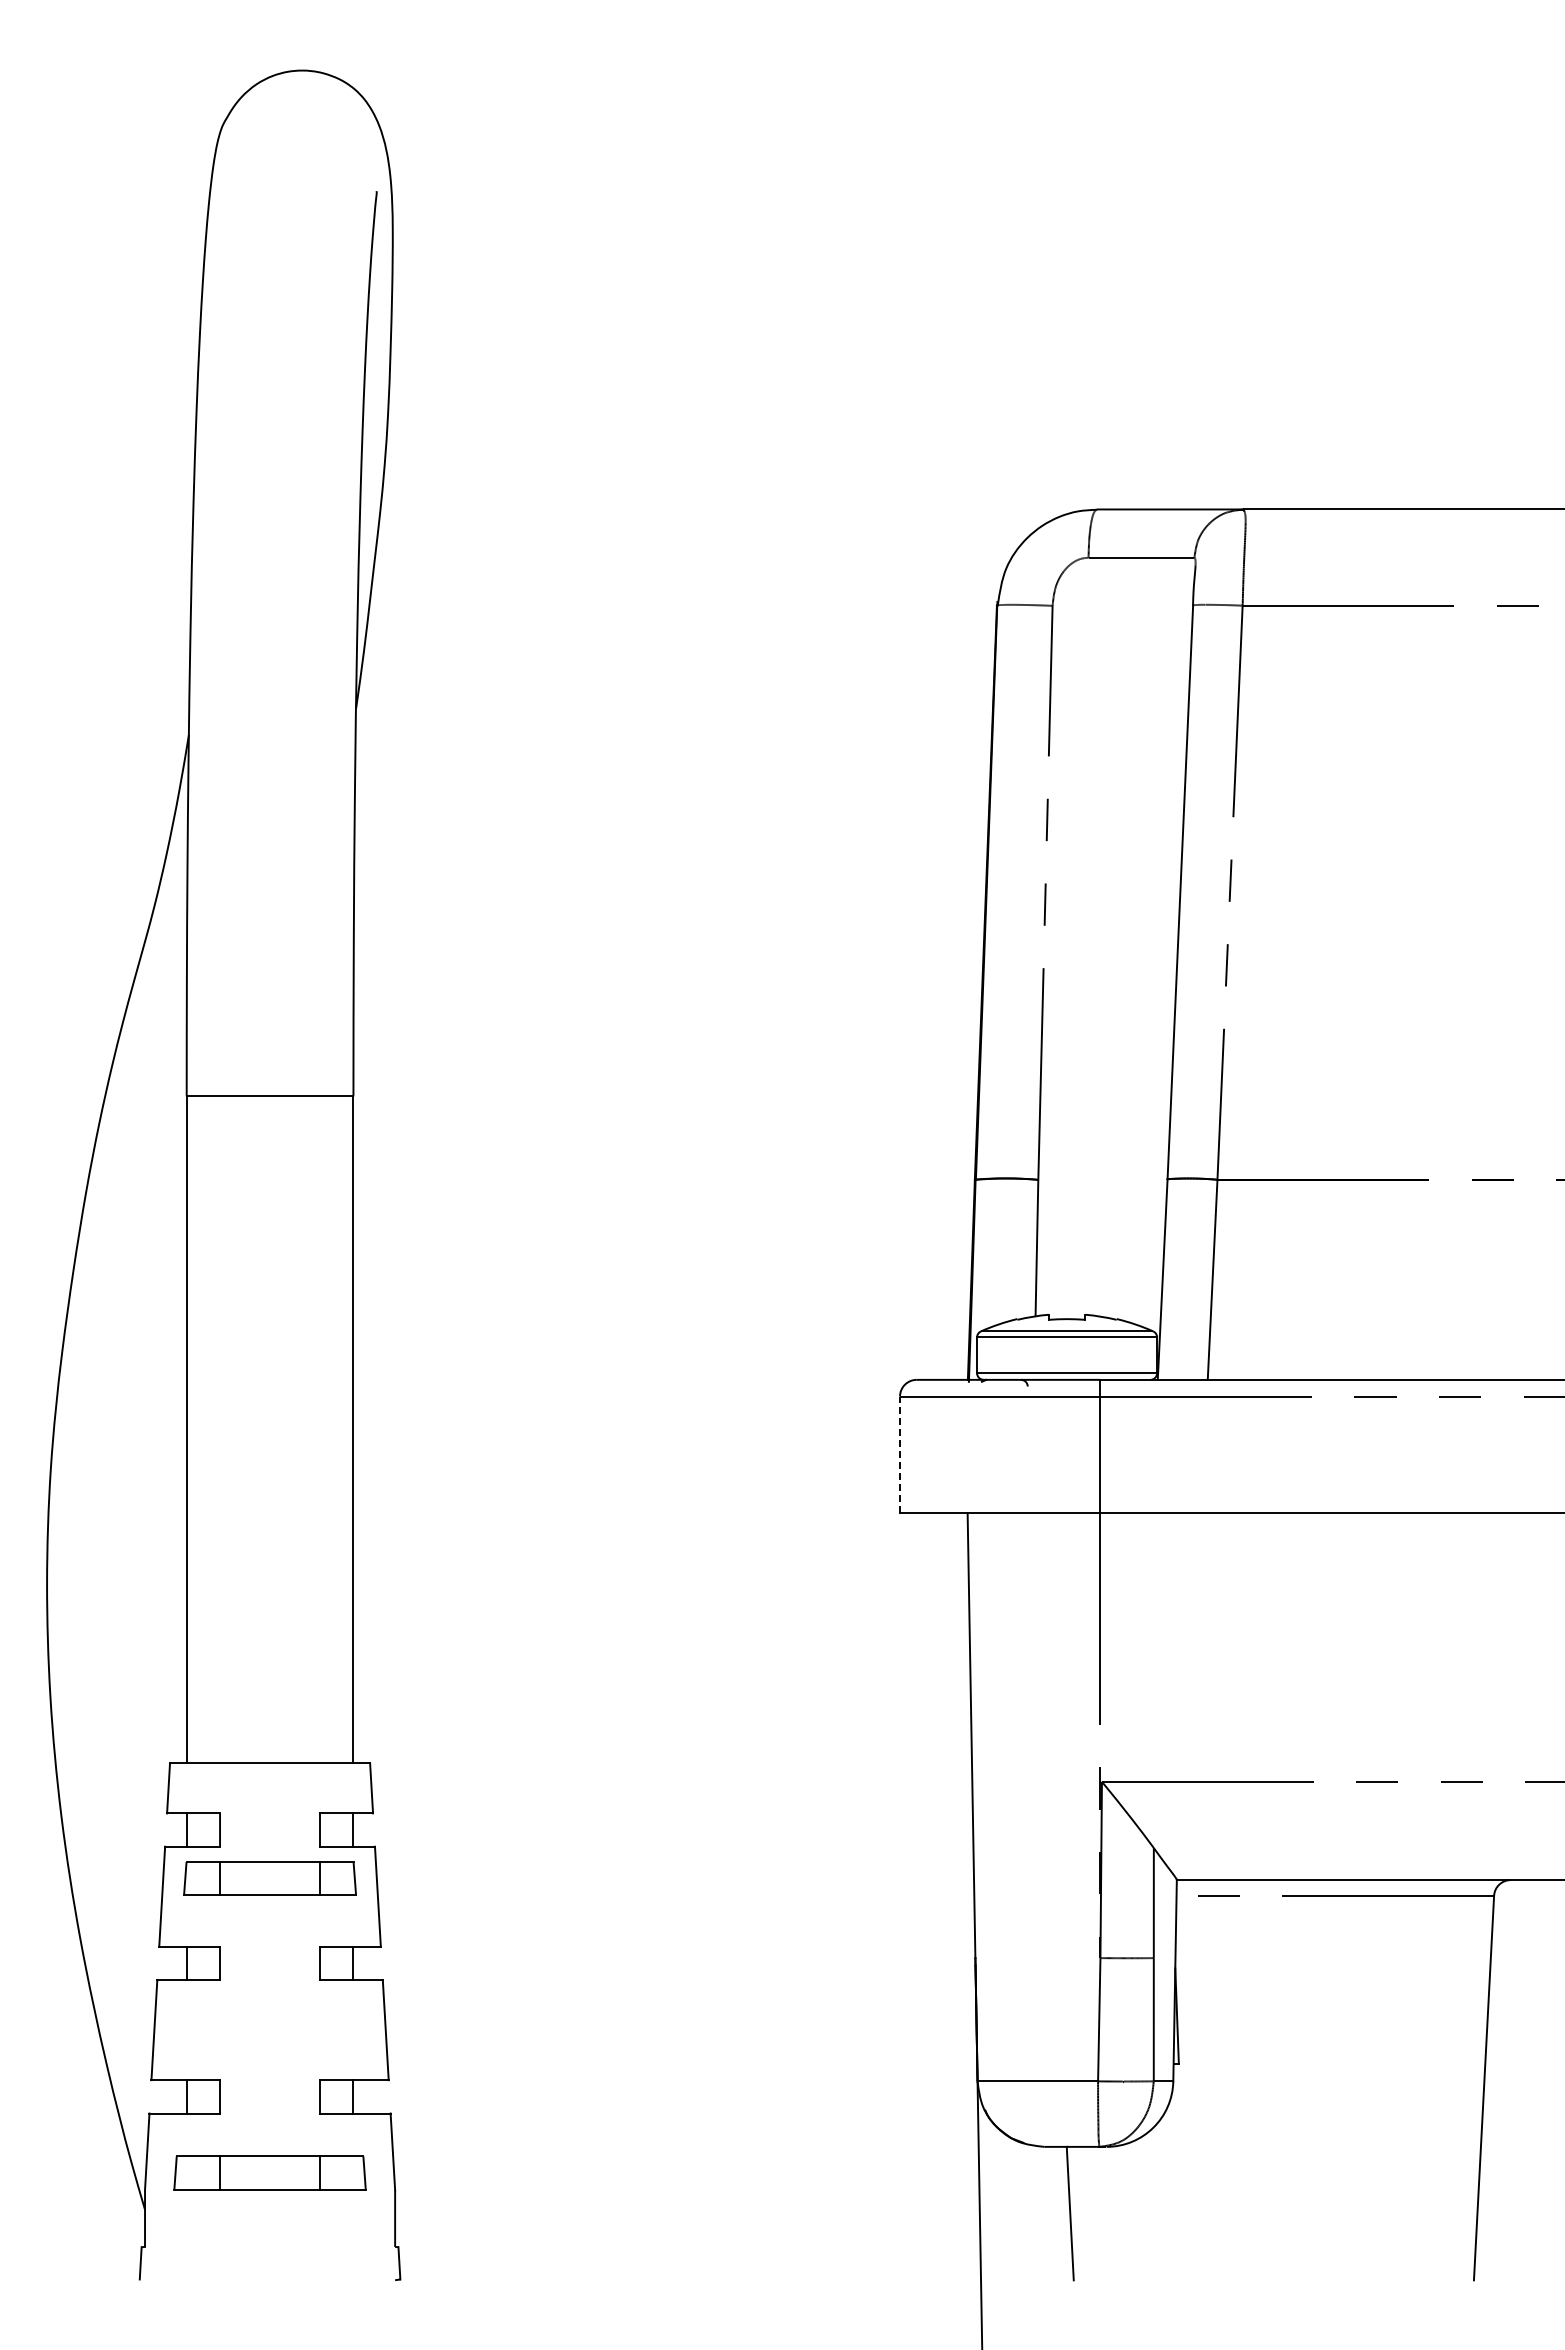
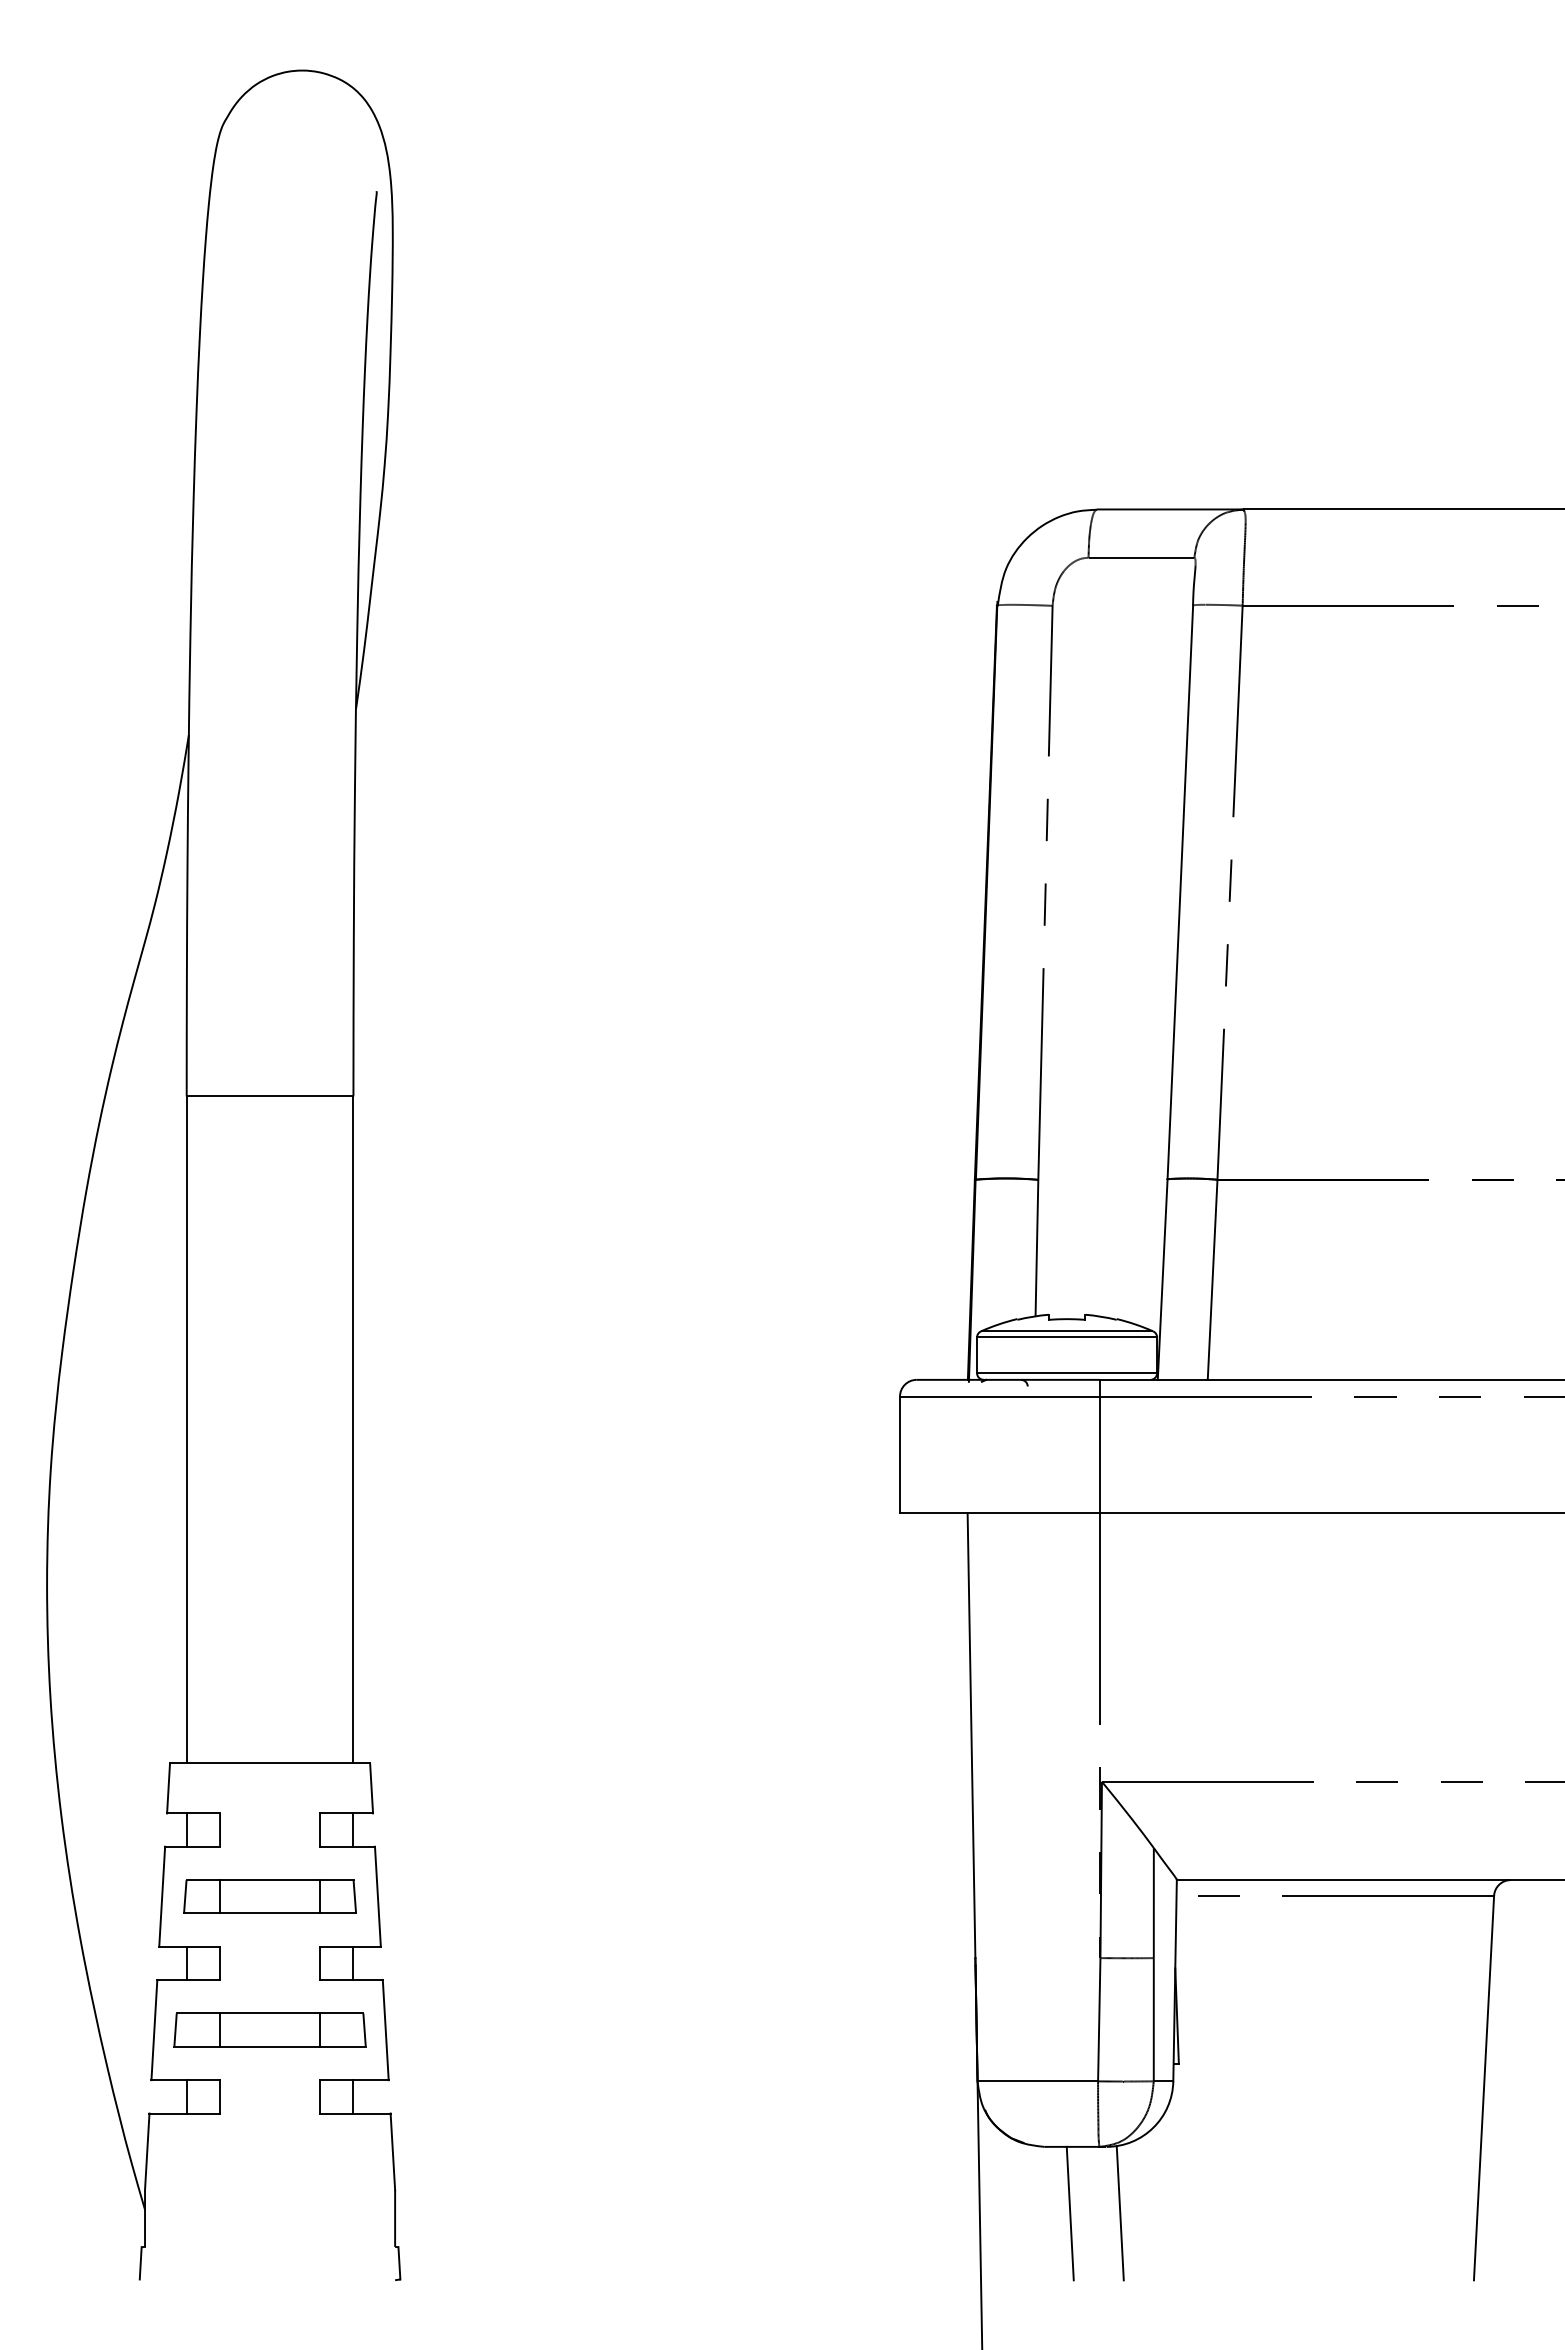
line: dashed -> solid (900, 1454)
part position: (269, 1878) -> (269, 1896) (269, 1896)
part position: (269, 2172) -> (269, 2029) (269, 2029)
line: none -> present (1119, 2213)
